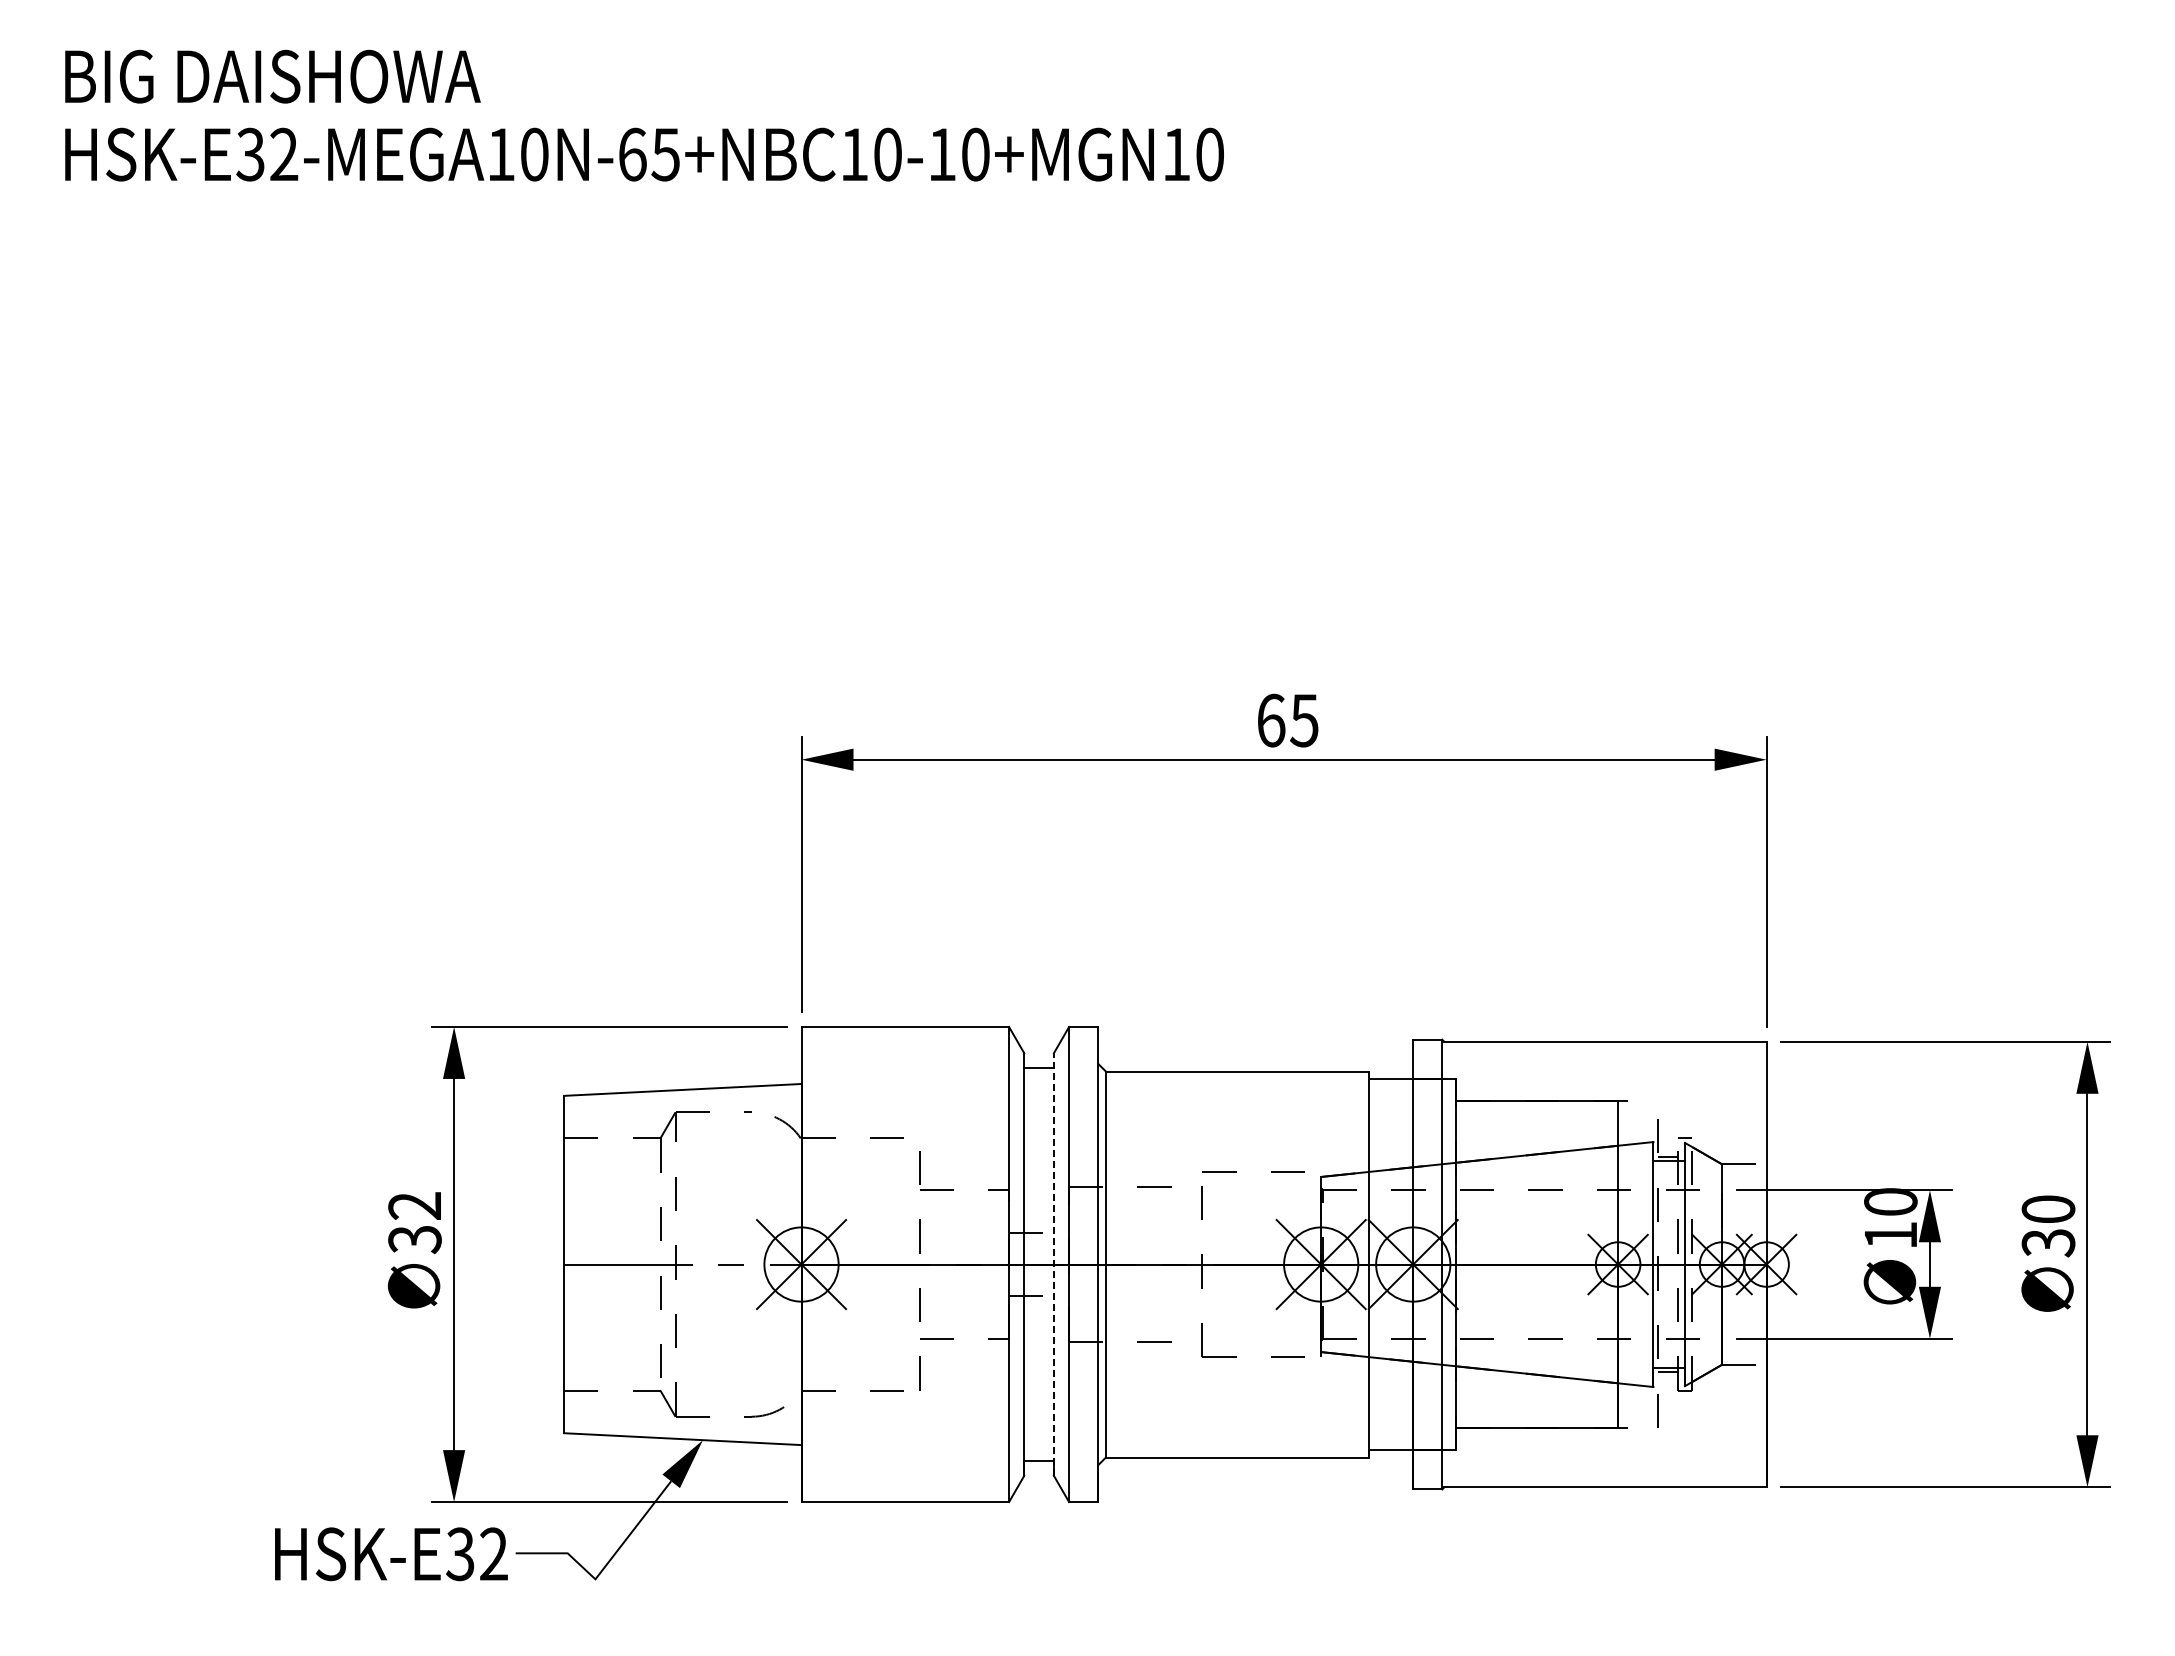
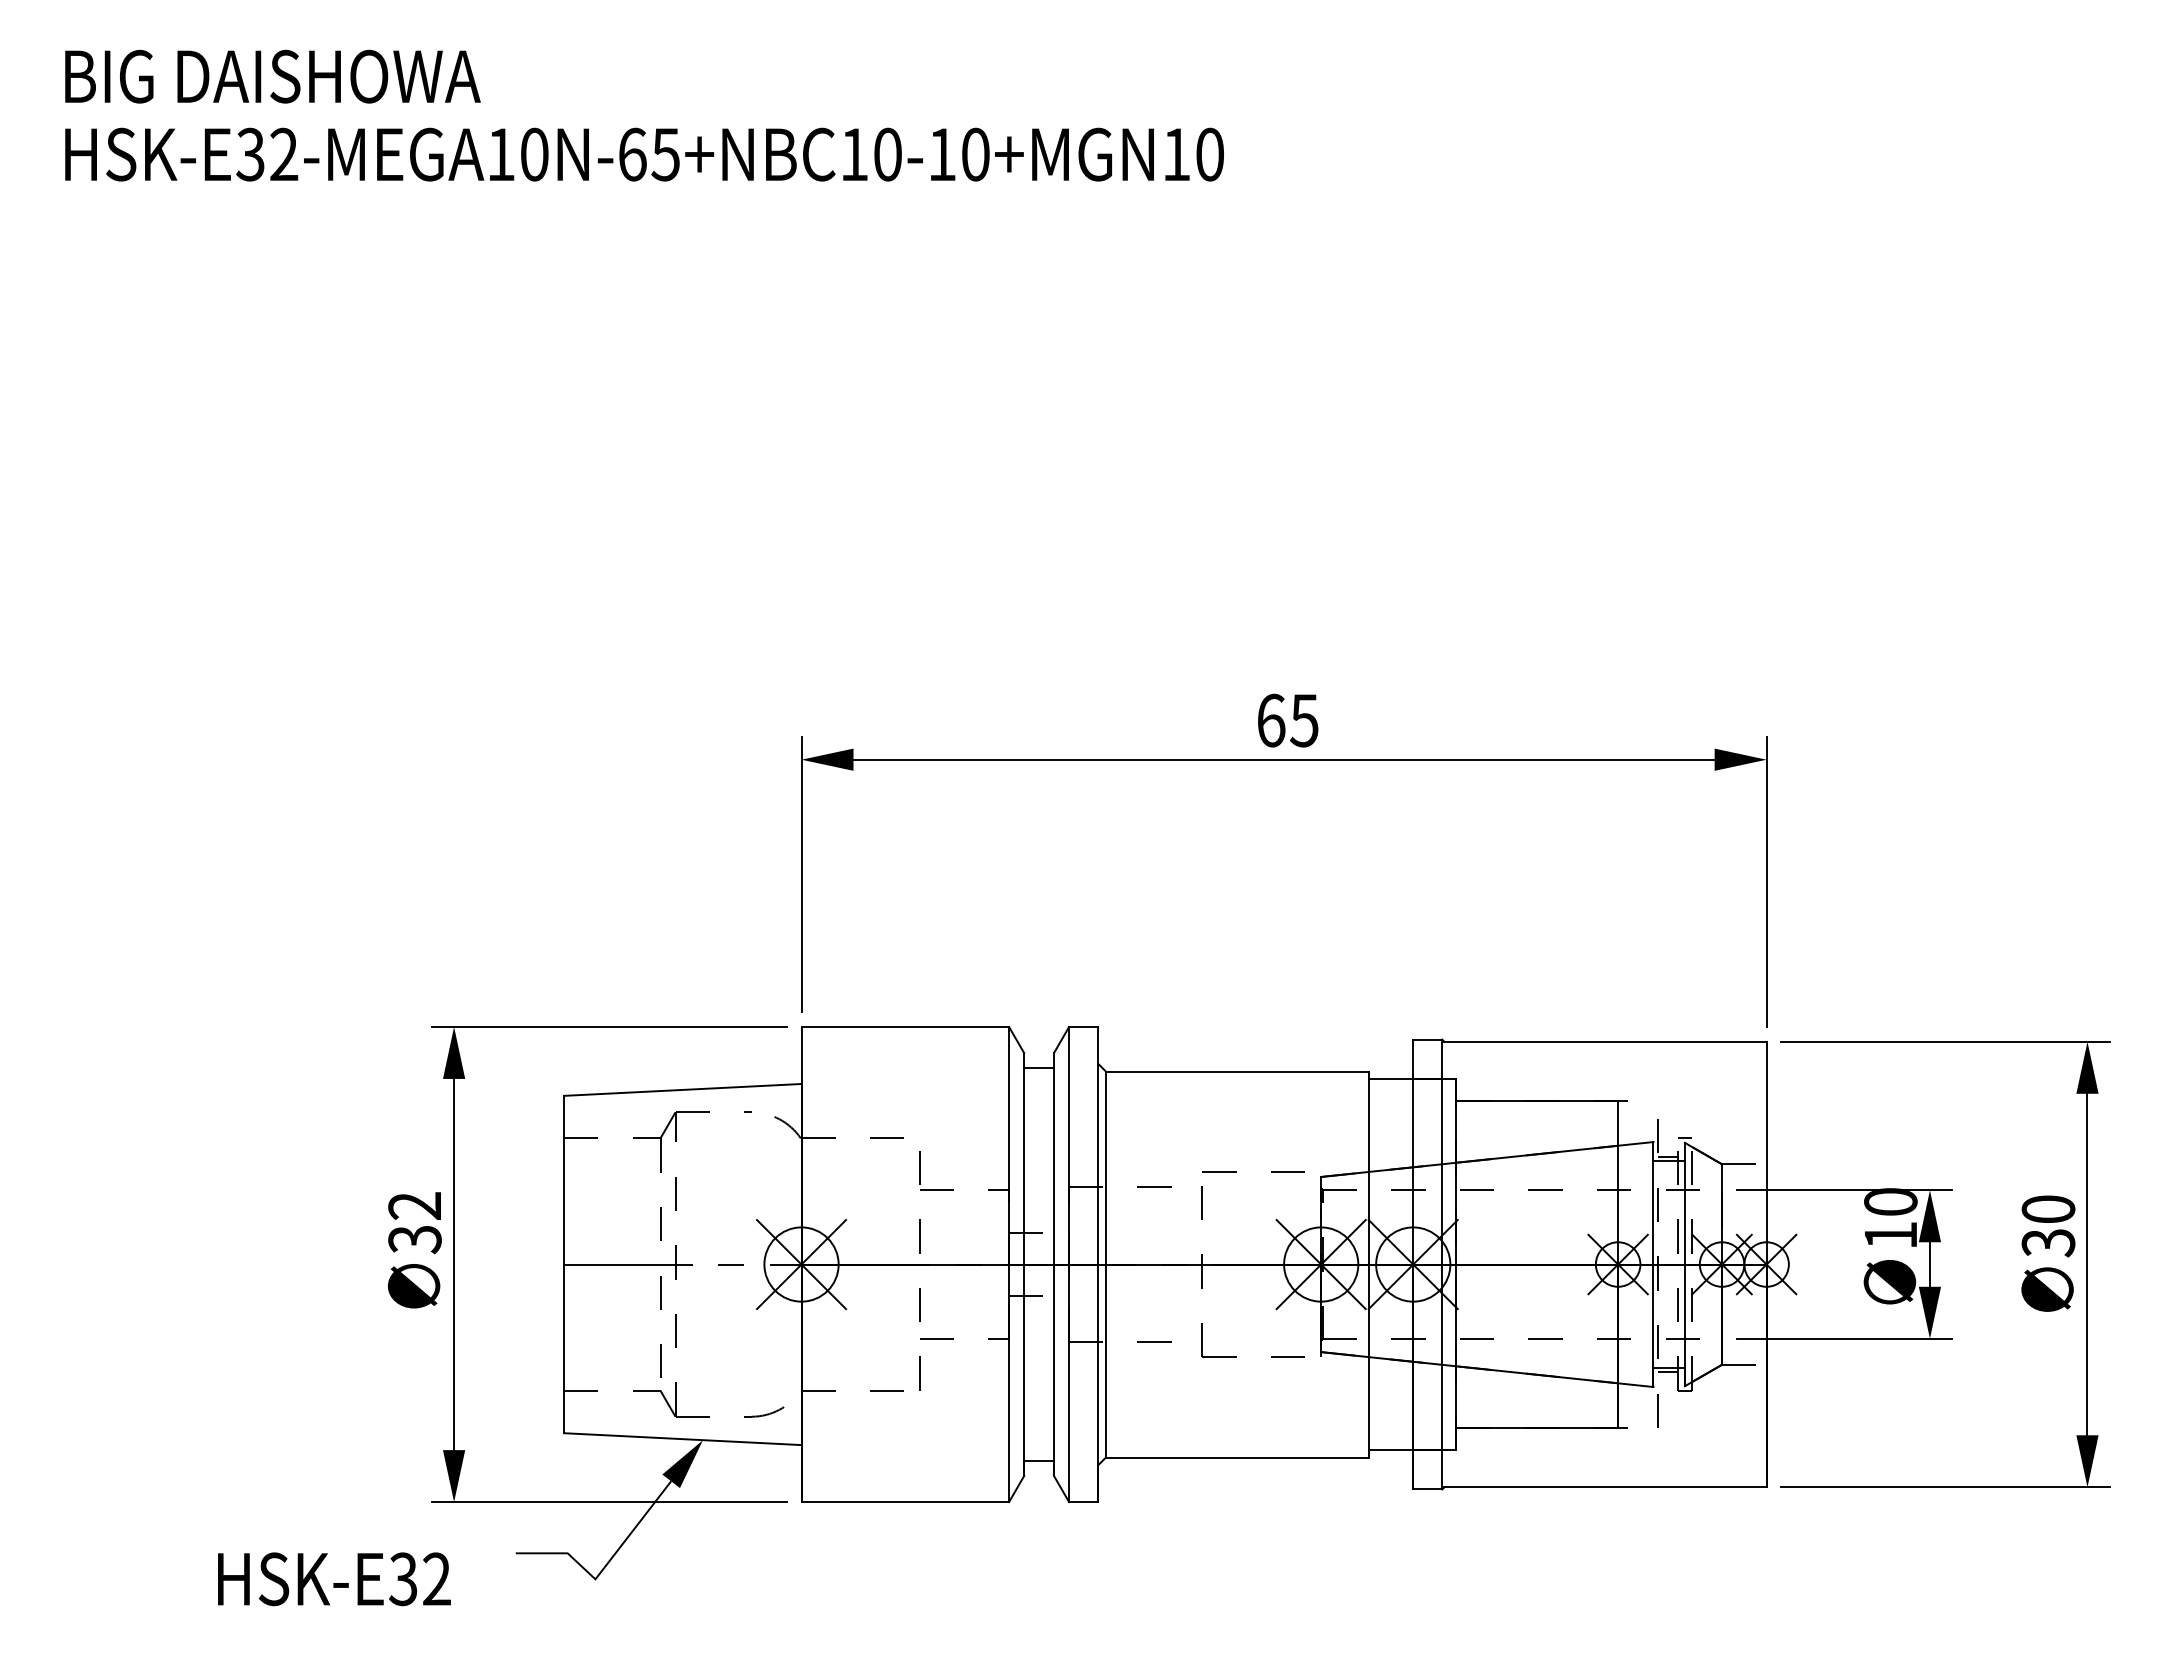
line: dashed -> solid (1053, 1264)
text position: (391, 1554) -> (334, 1579) (334, 1579)
